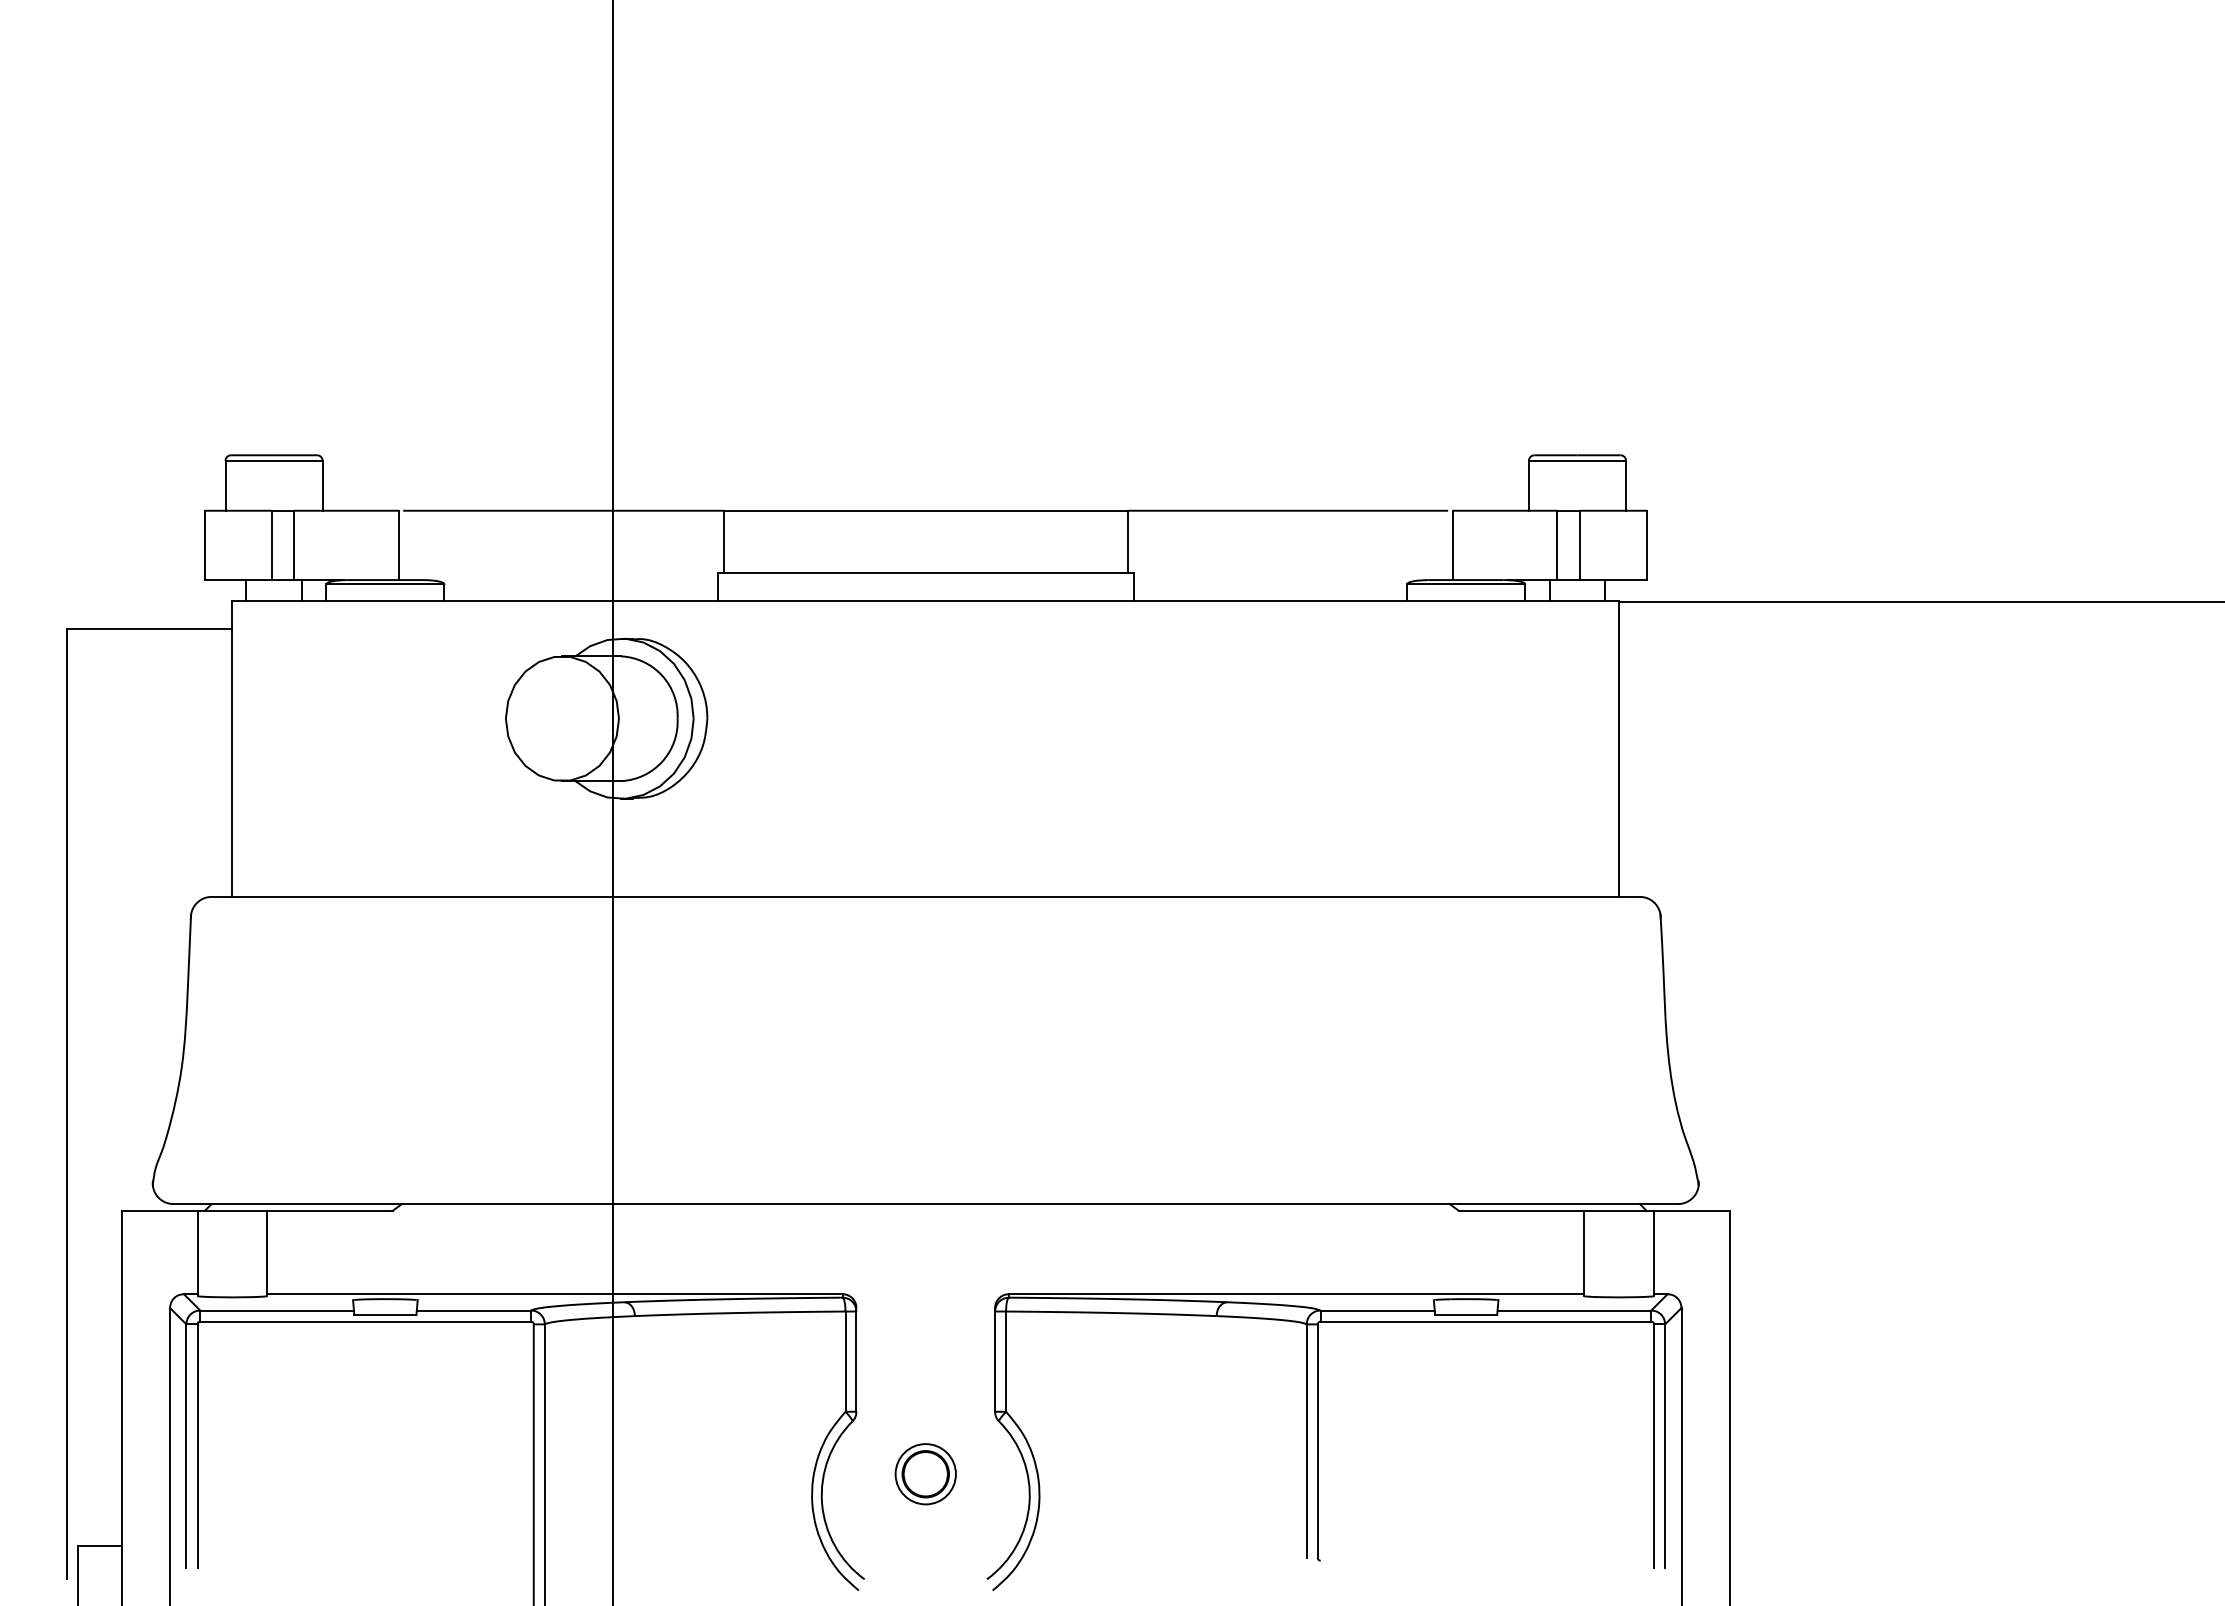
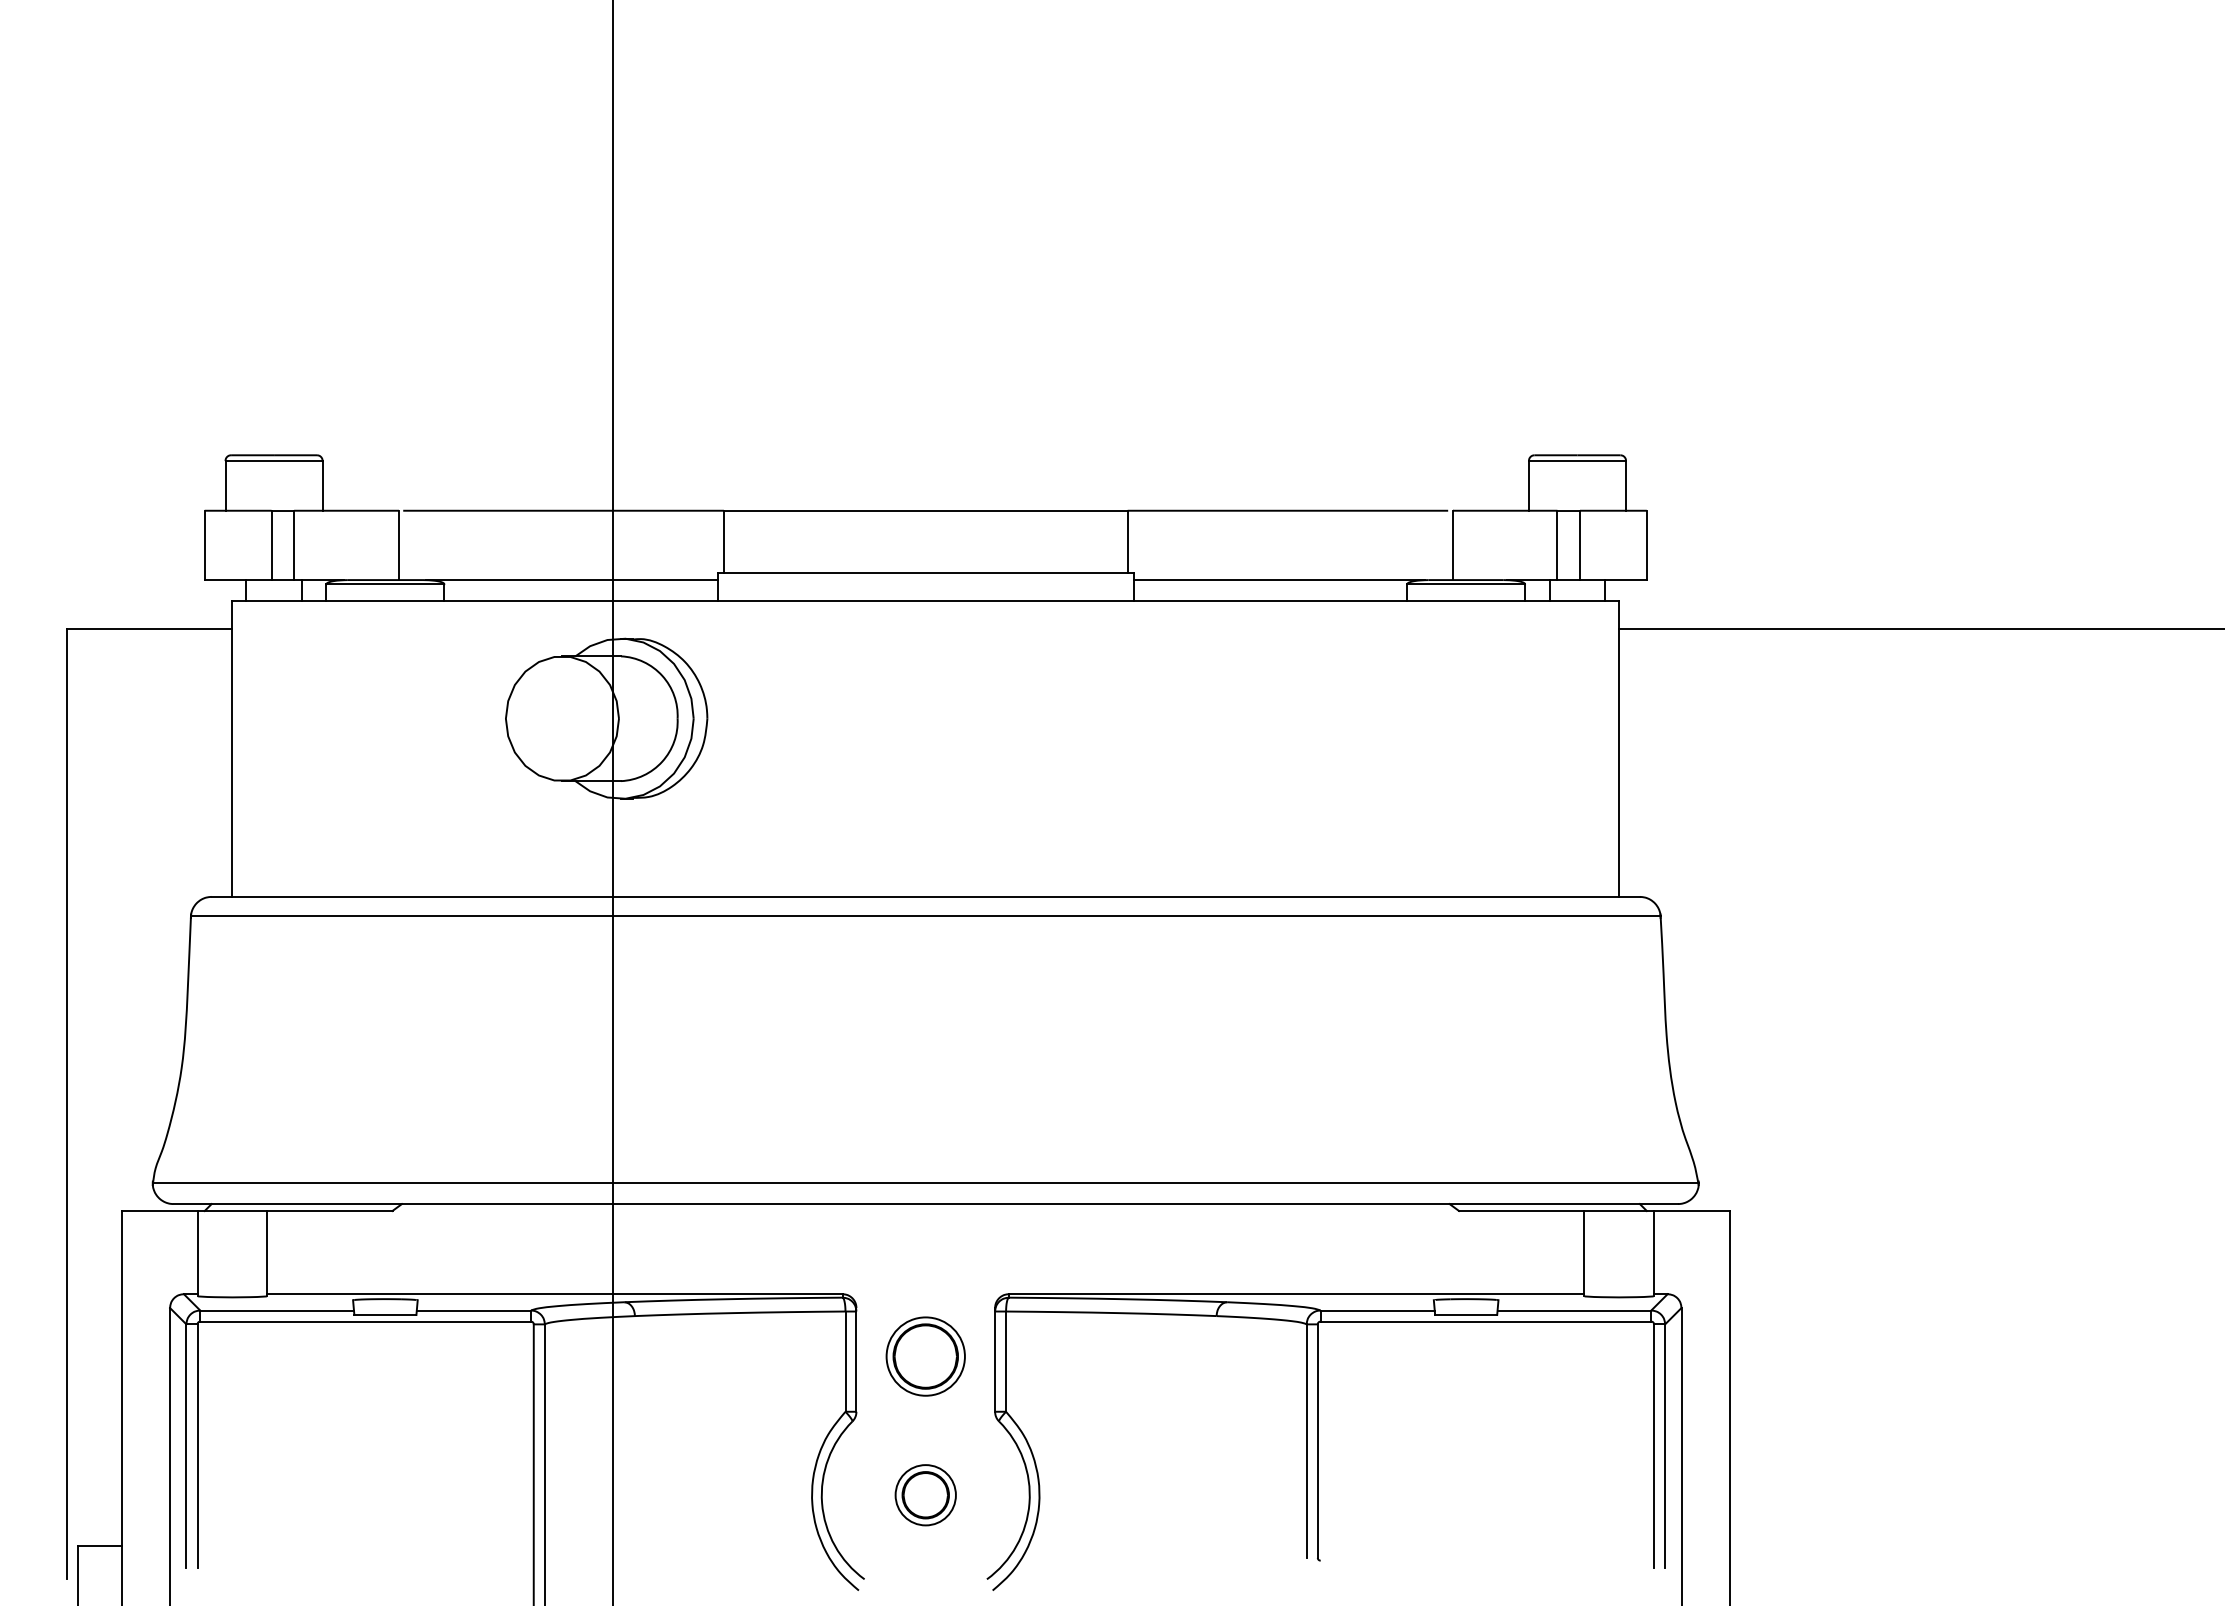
line: none -> present (571, 580)
line: none -> present (1278, 580)
line position: (1920, 601) -> (1920, 628) (1920, 628)
line: none -> present (925, 916)
line: none -> present (925, 1183)
part: none -> present (925, 1356)
part position: (925, 1474) -> (925, 1495) (925, 1495)
